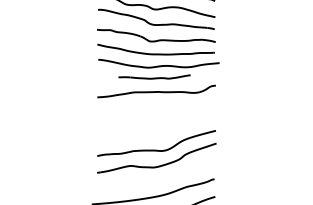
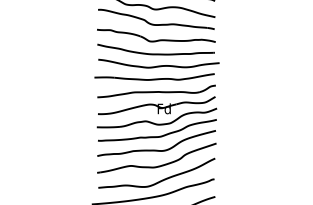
part size: 73x6 px -> 121x8 px (154, 76)
part: none -> present (156, 118)
curve: none -> present (160, 180)
